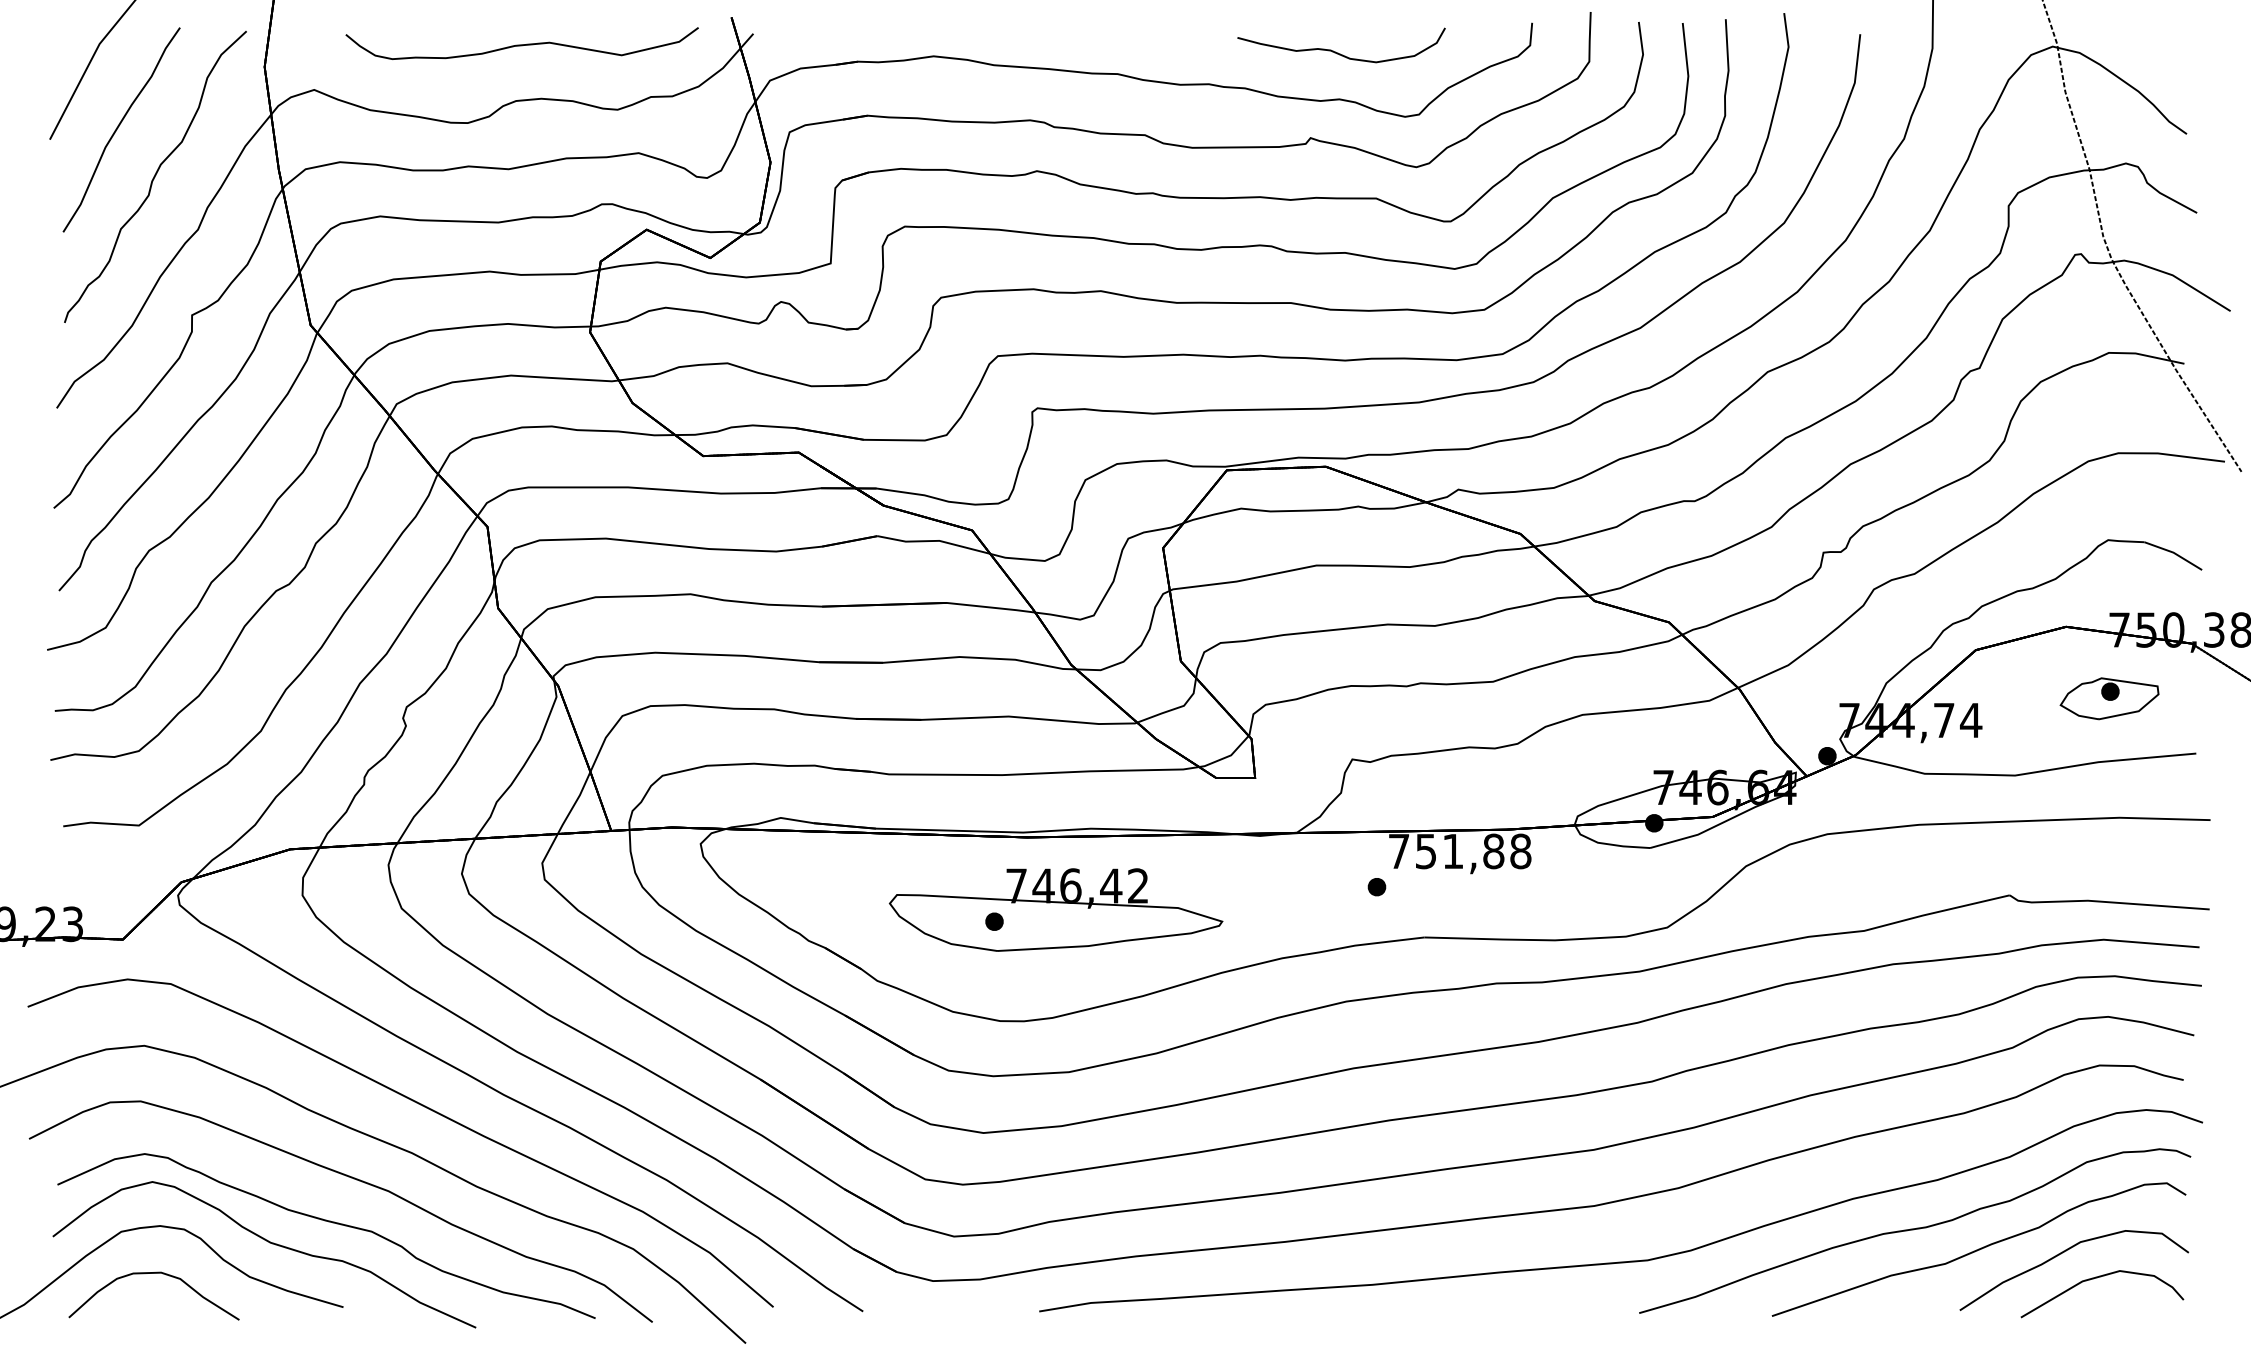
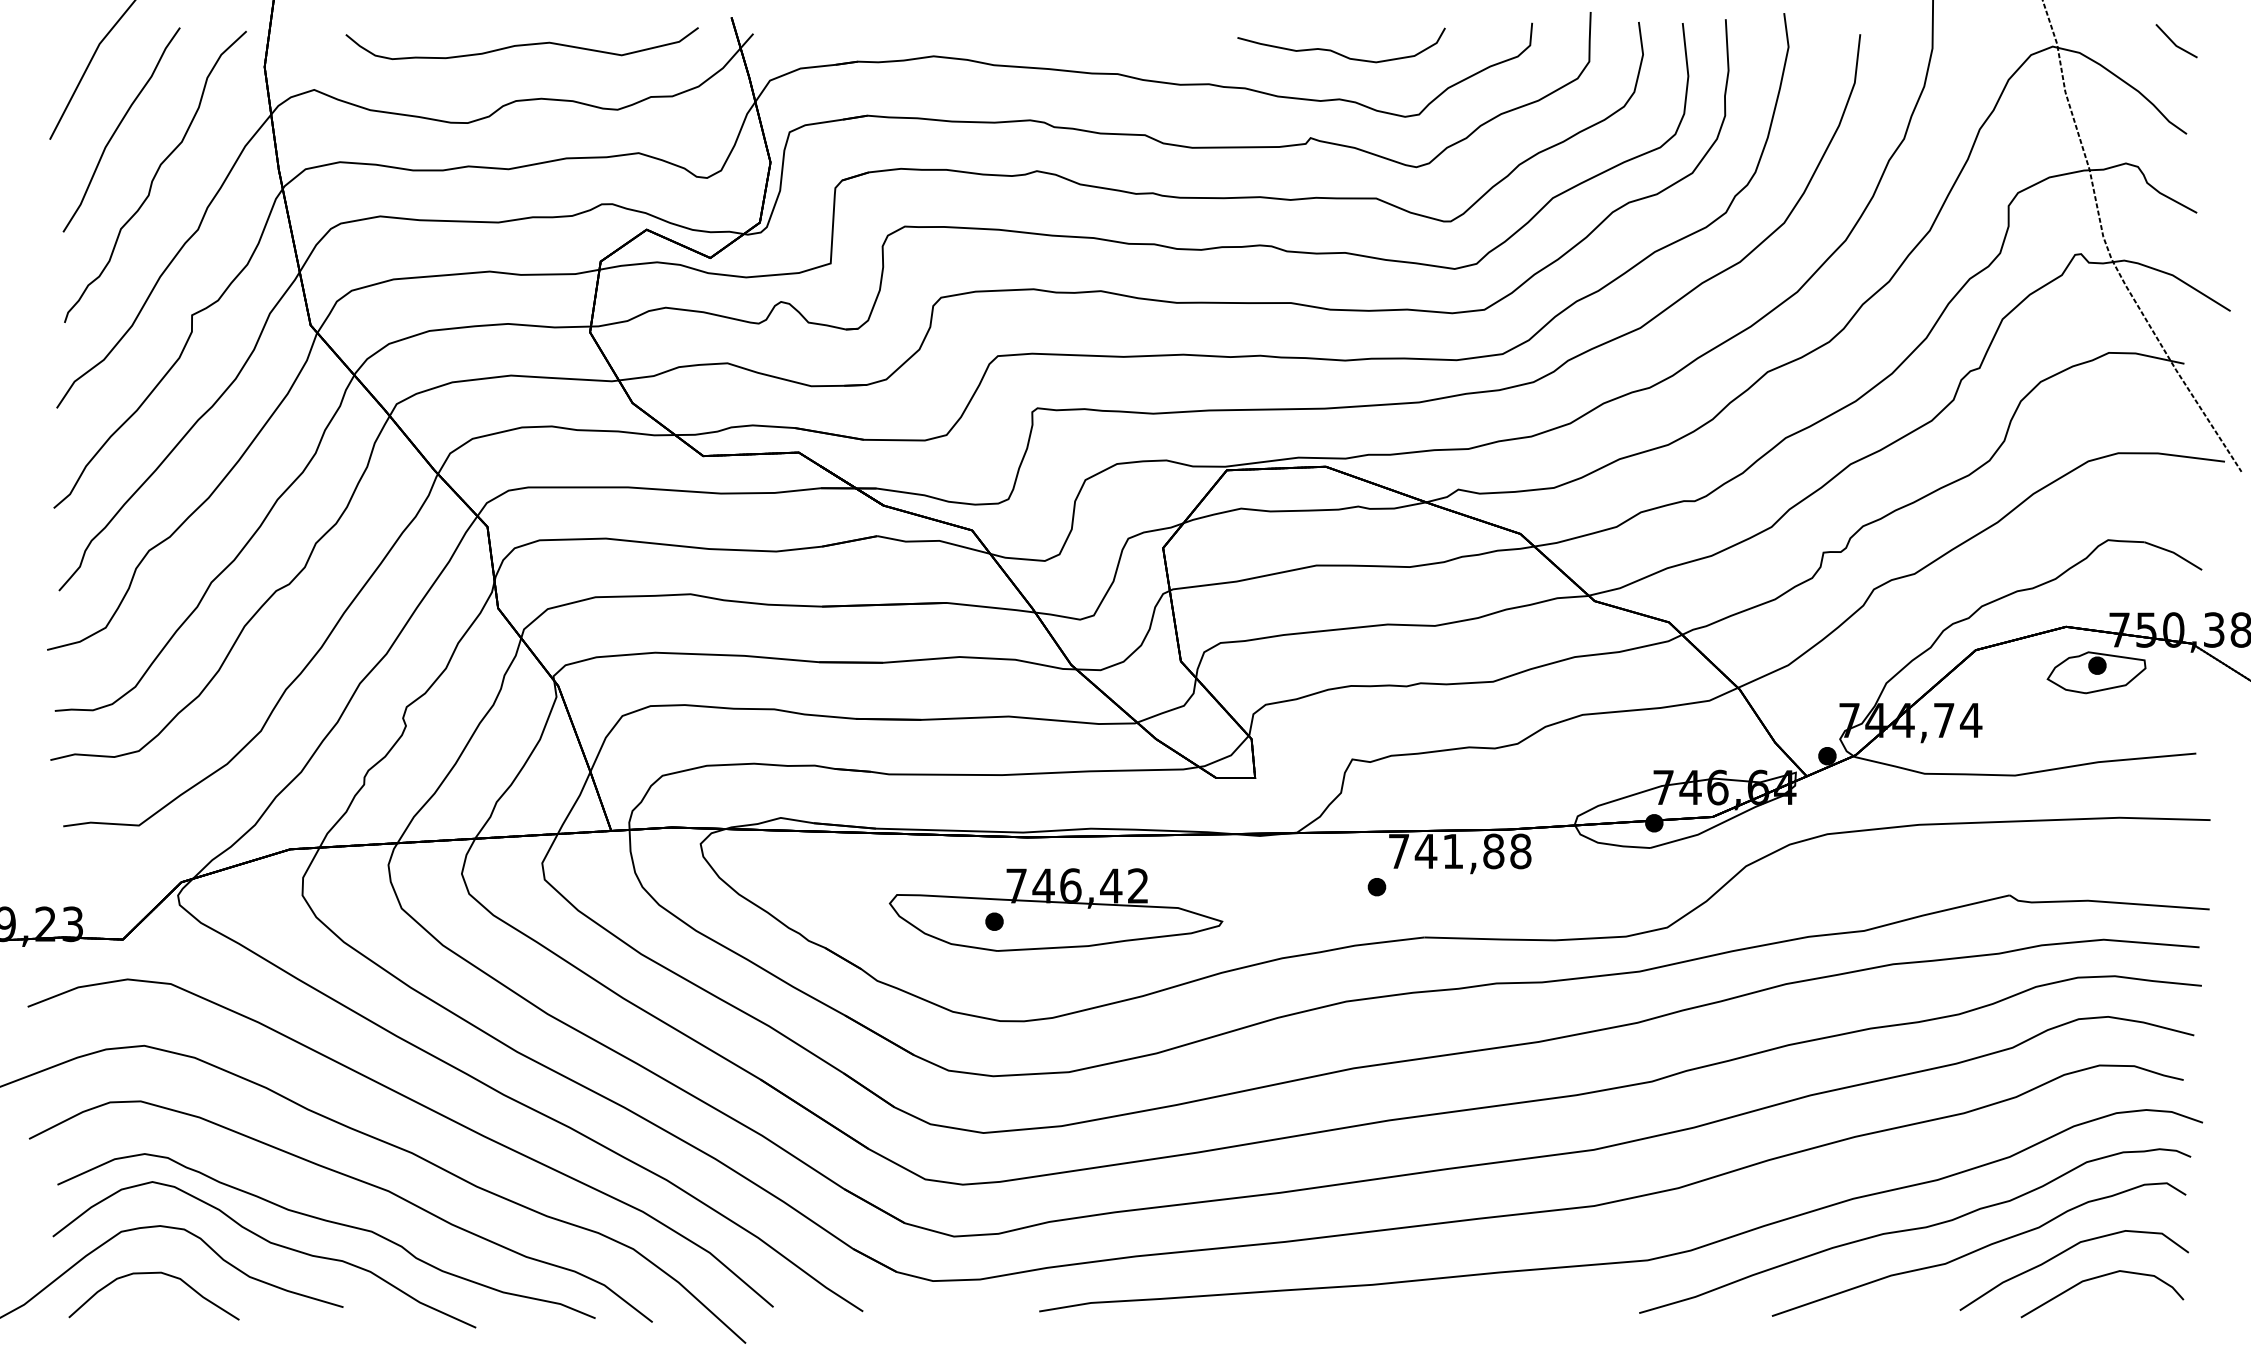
line: none -> present (2174, 42)
part position: (2109, 698) -> (2096, 672) (2096, 672)
text: 751,88 -> 741,88 (1425, 851)
